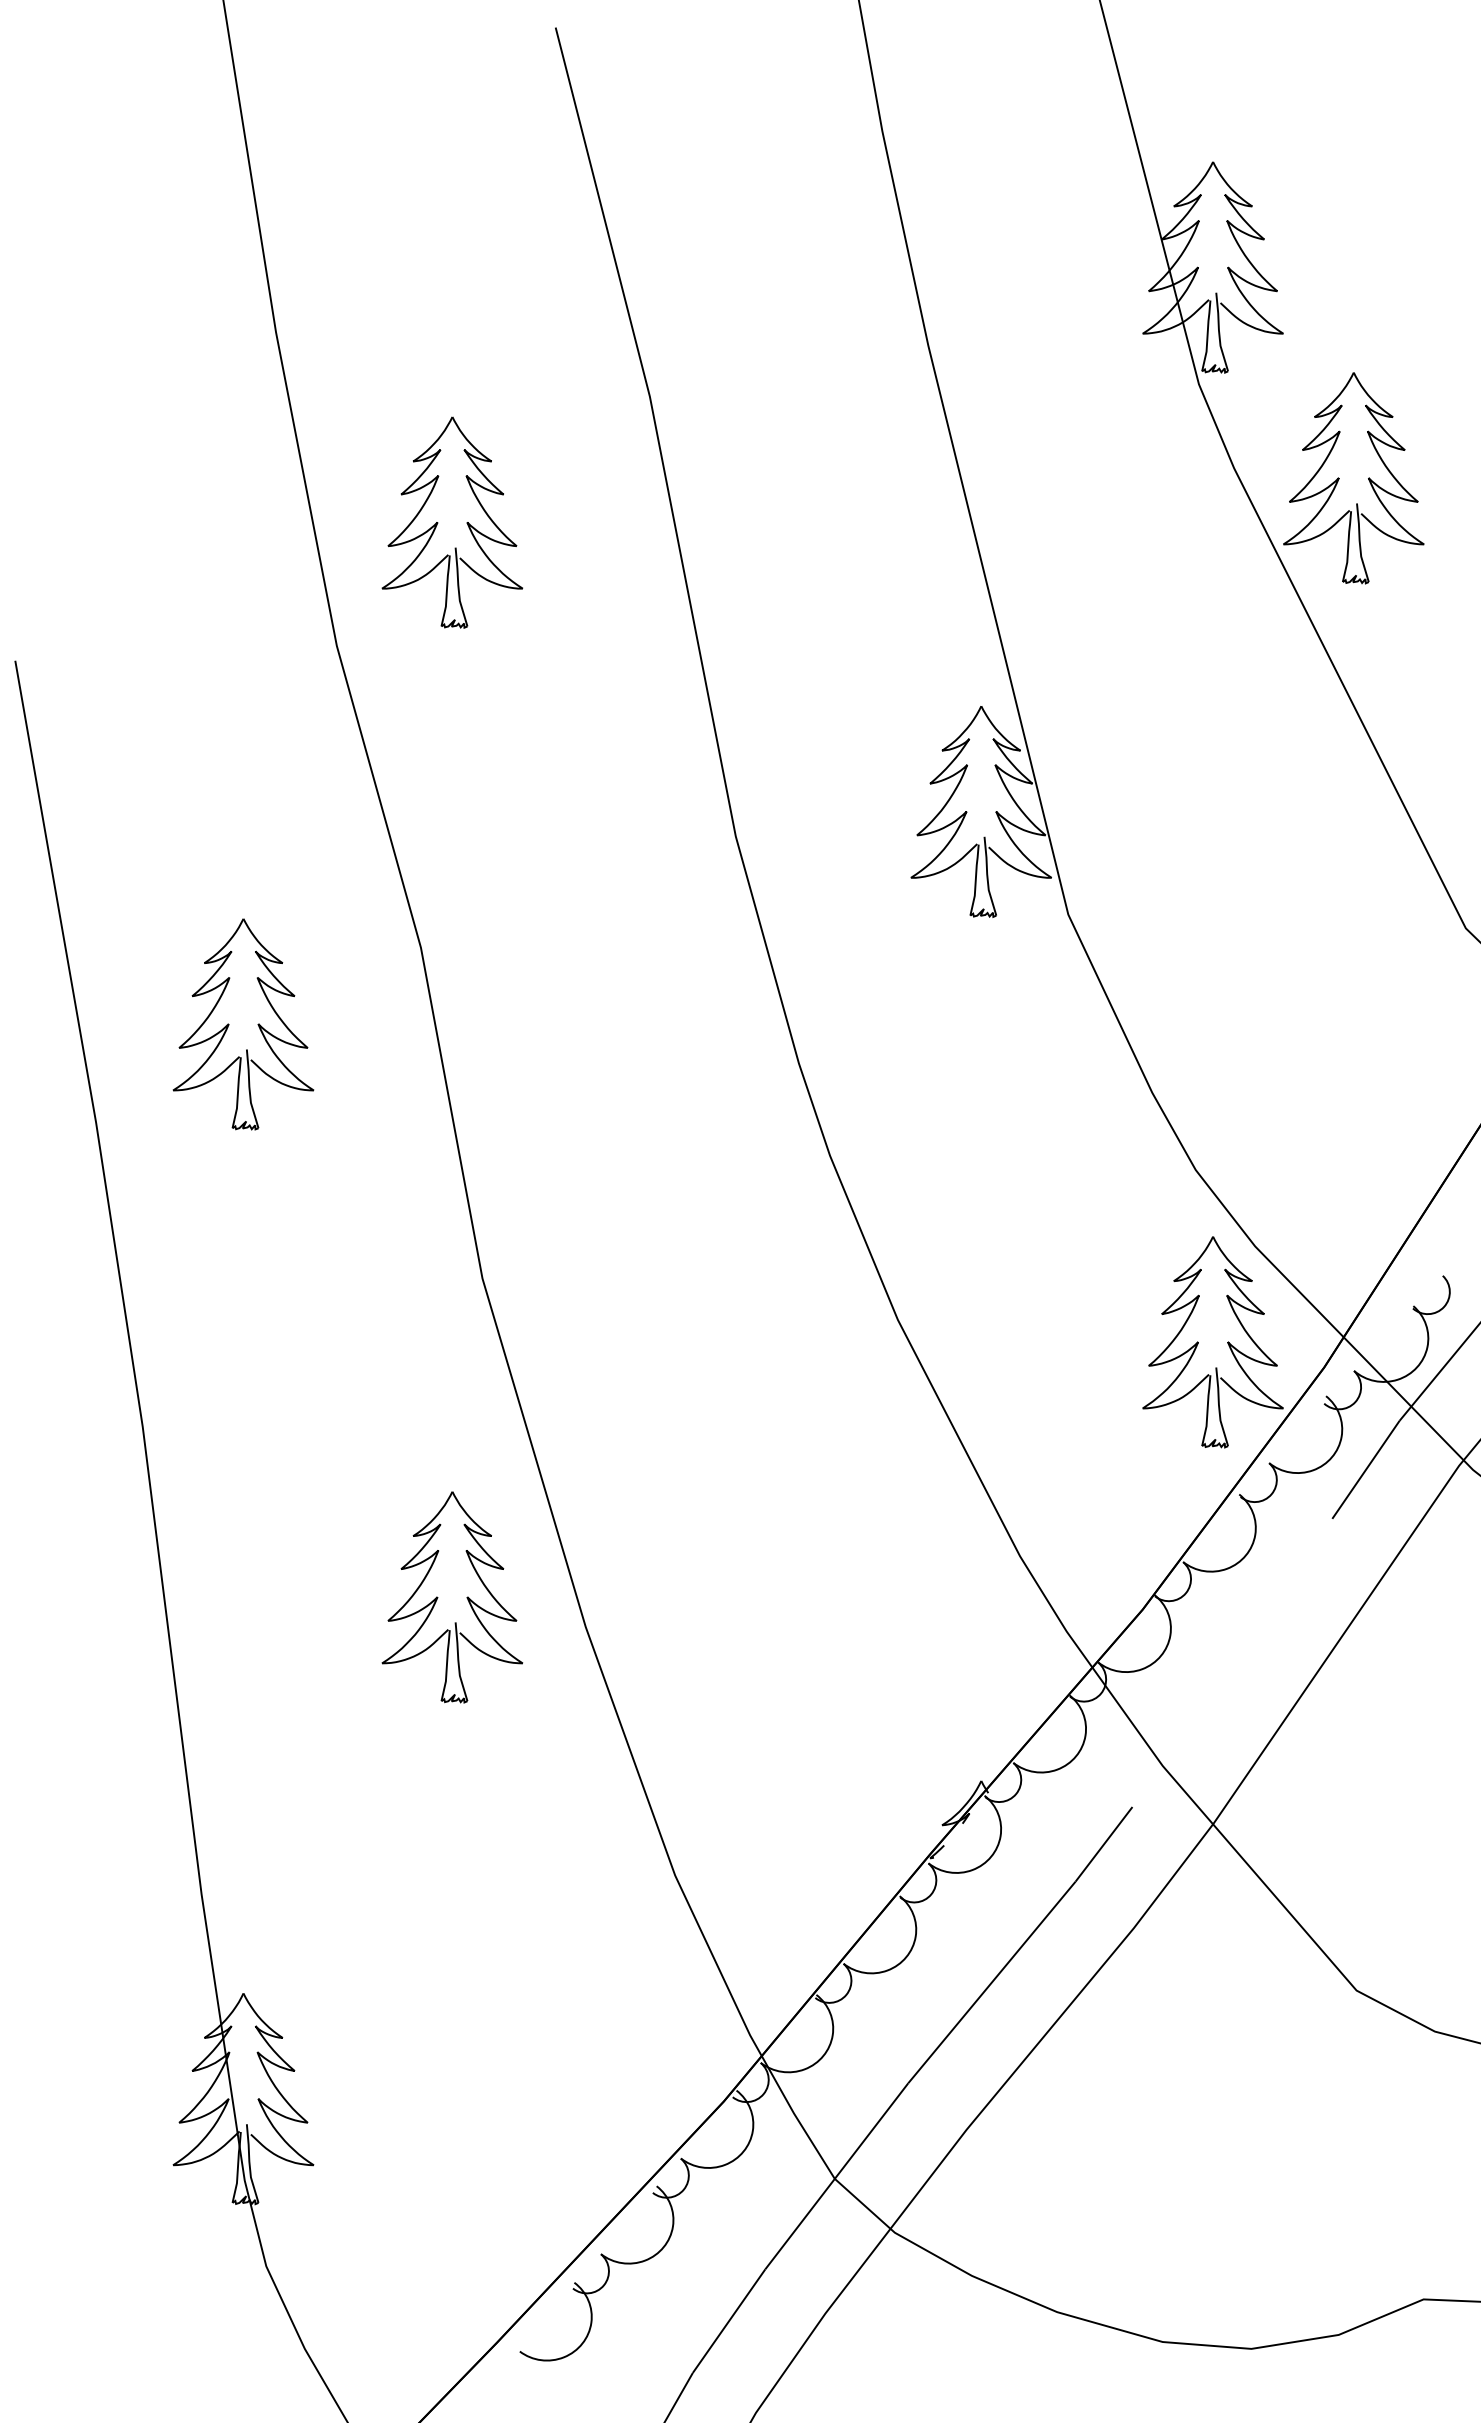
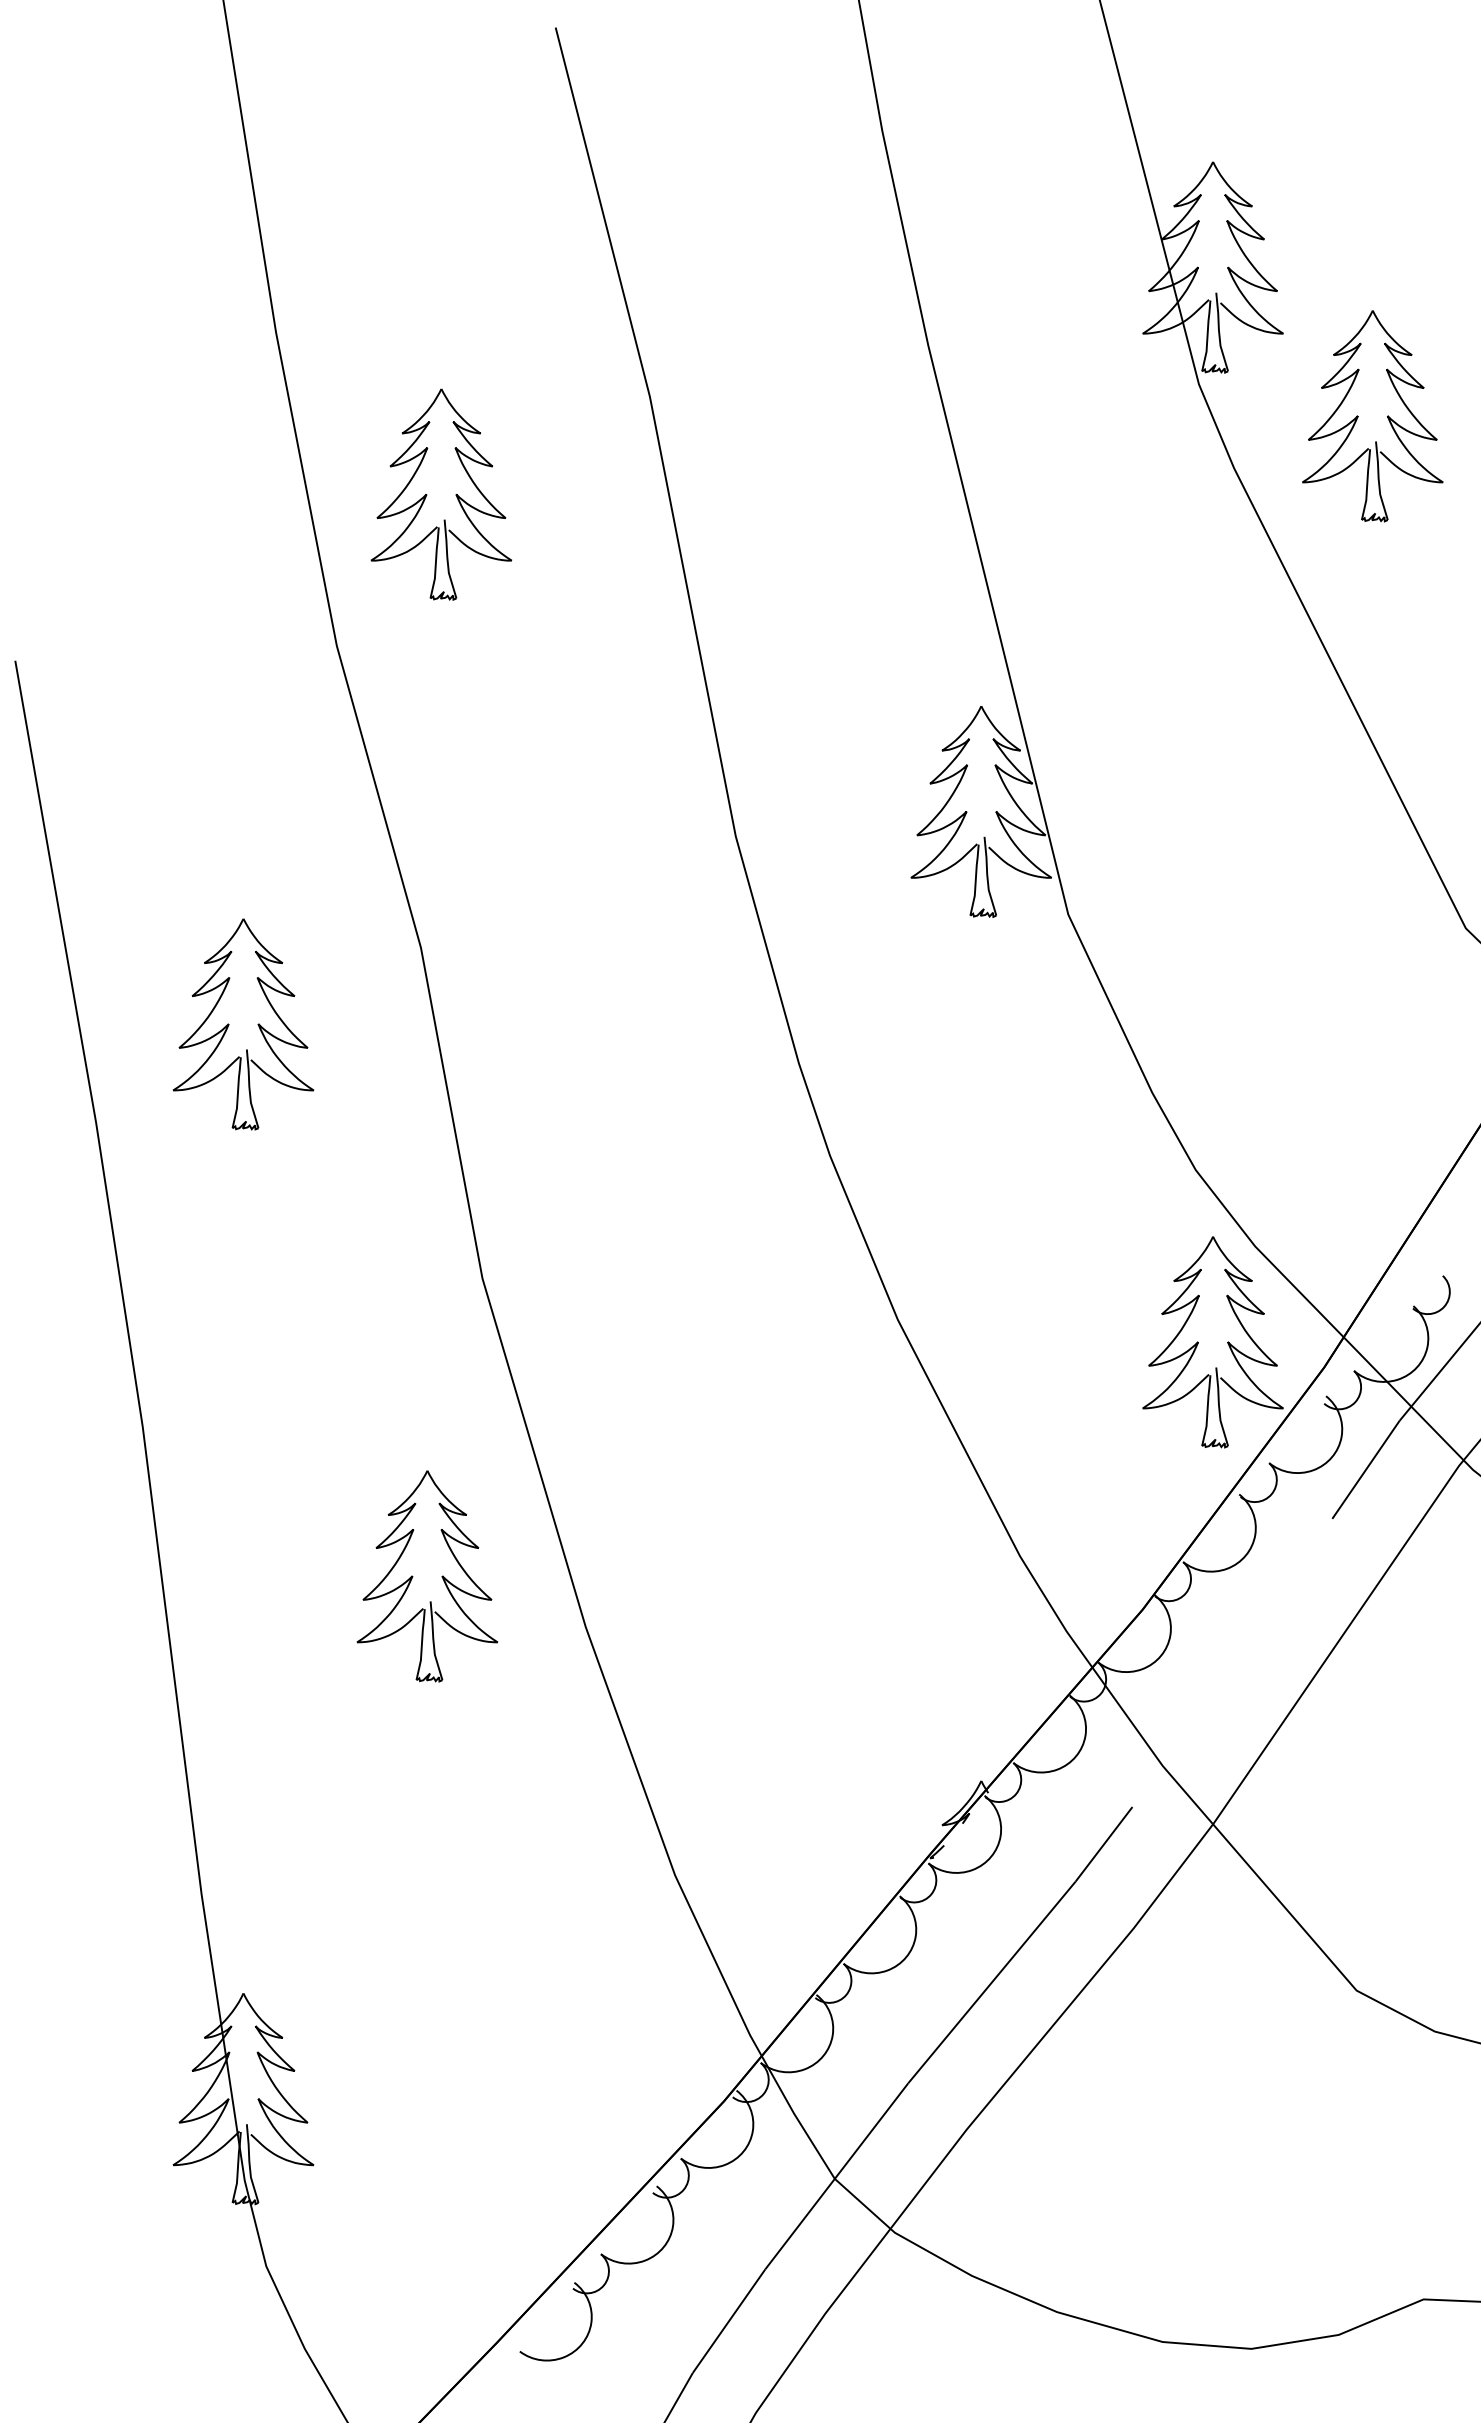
part position: (1339, 478) -> (1358, 416) (1358, 416)
part position: (438, 522) -> (427, 494) (427, 494)
part position: (438, 1597) -> (413, 1576) (413, 1576)
